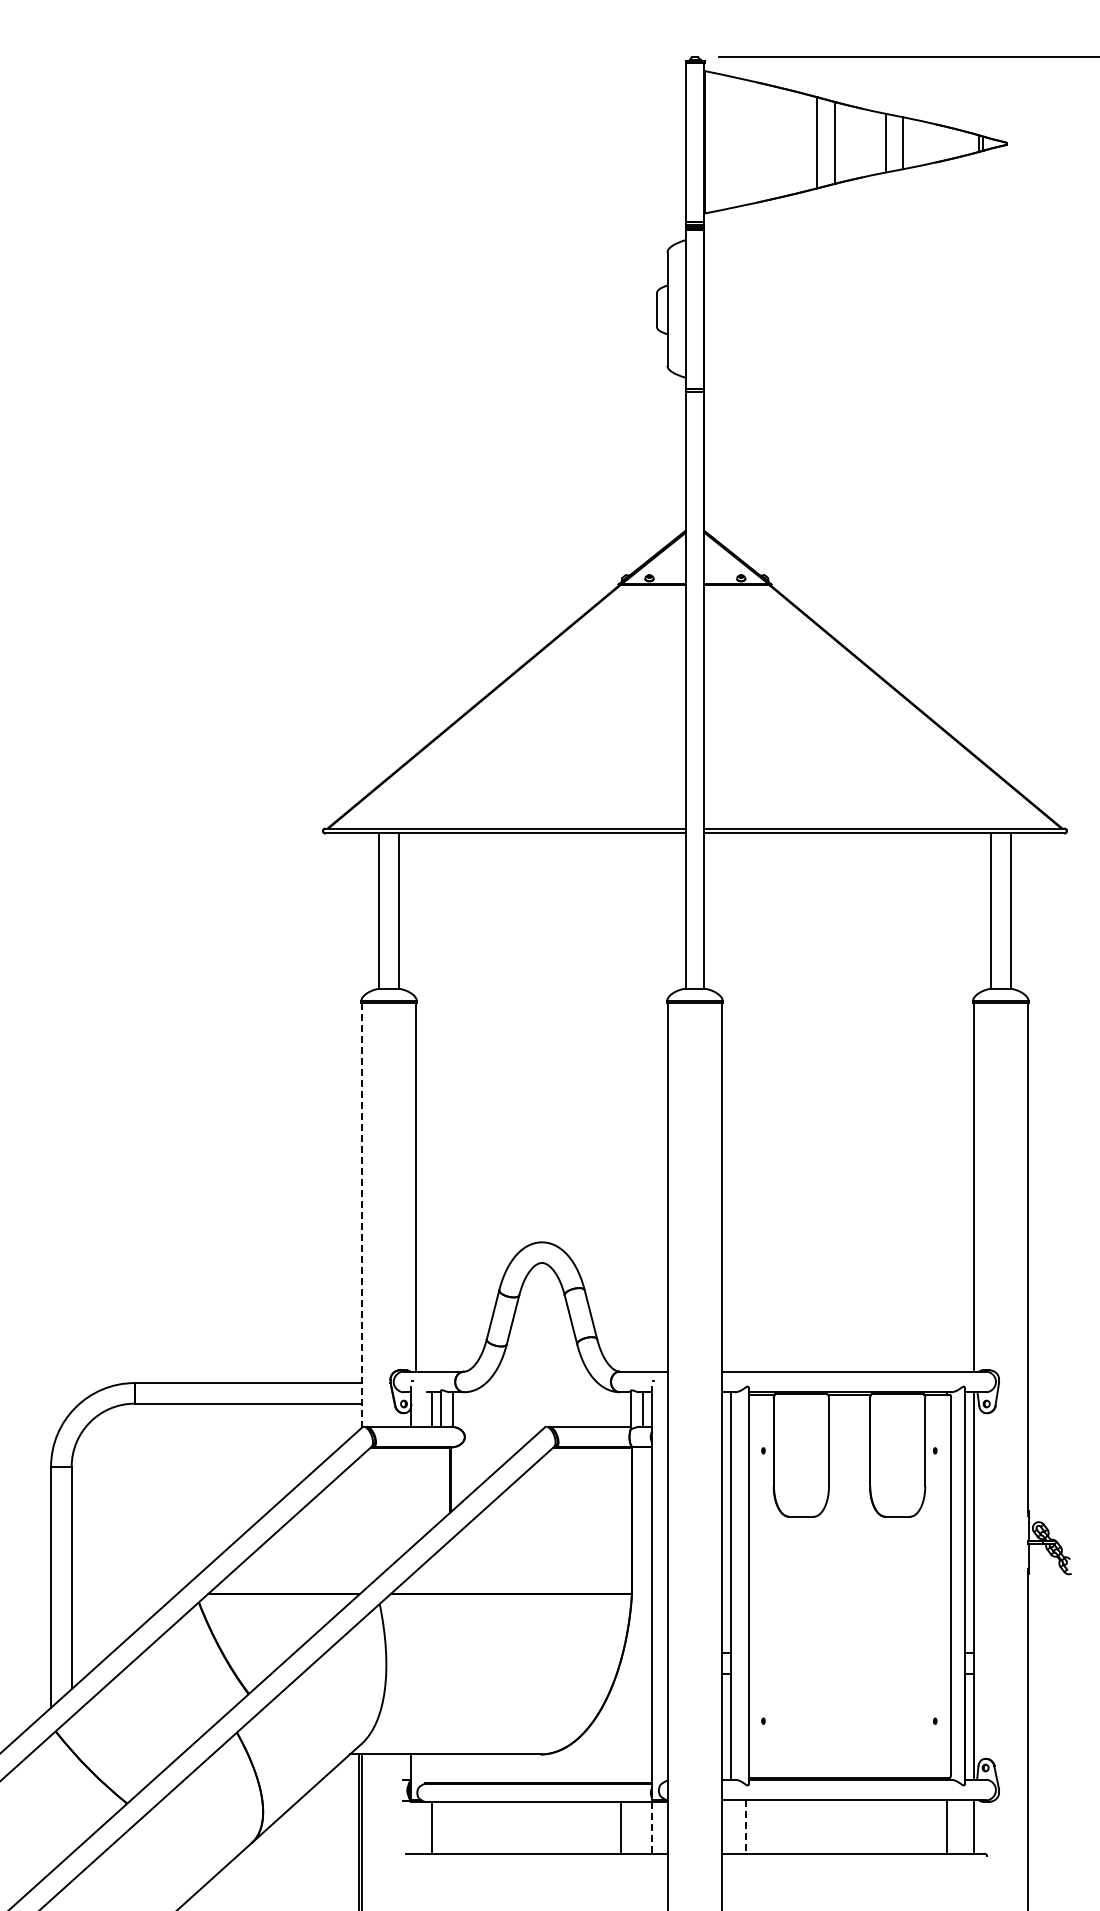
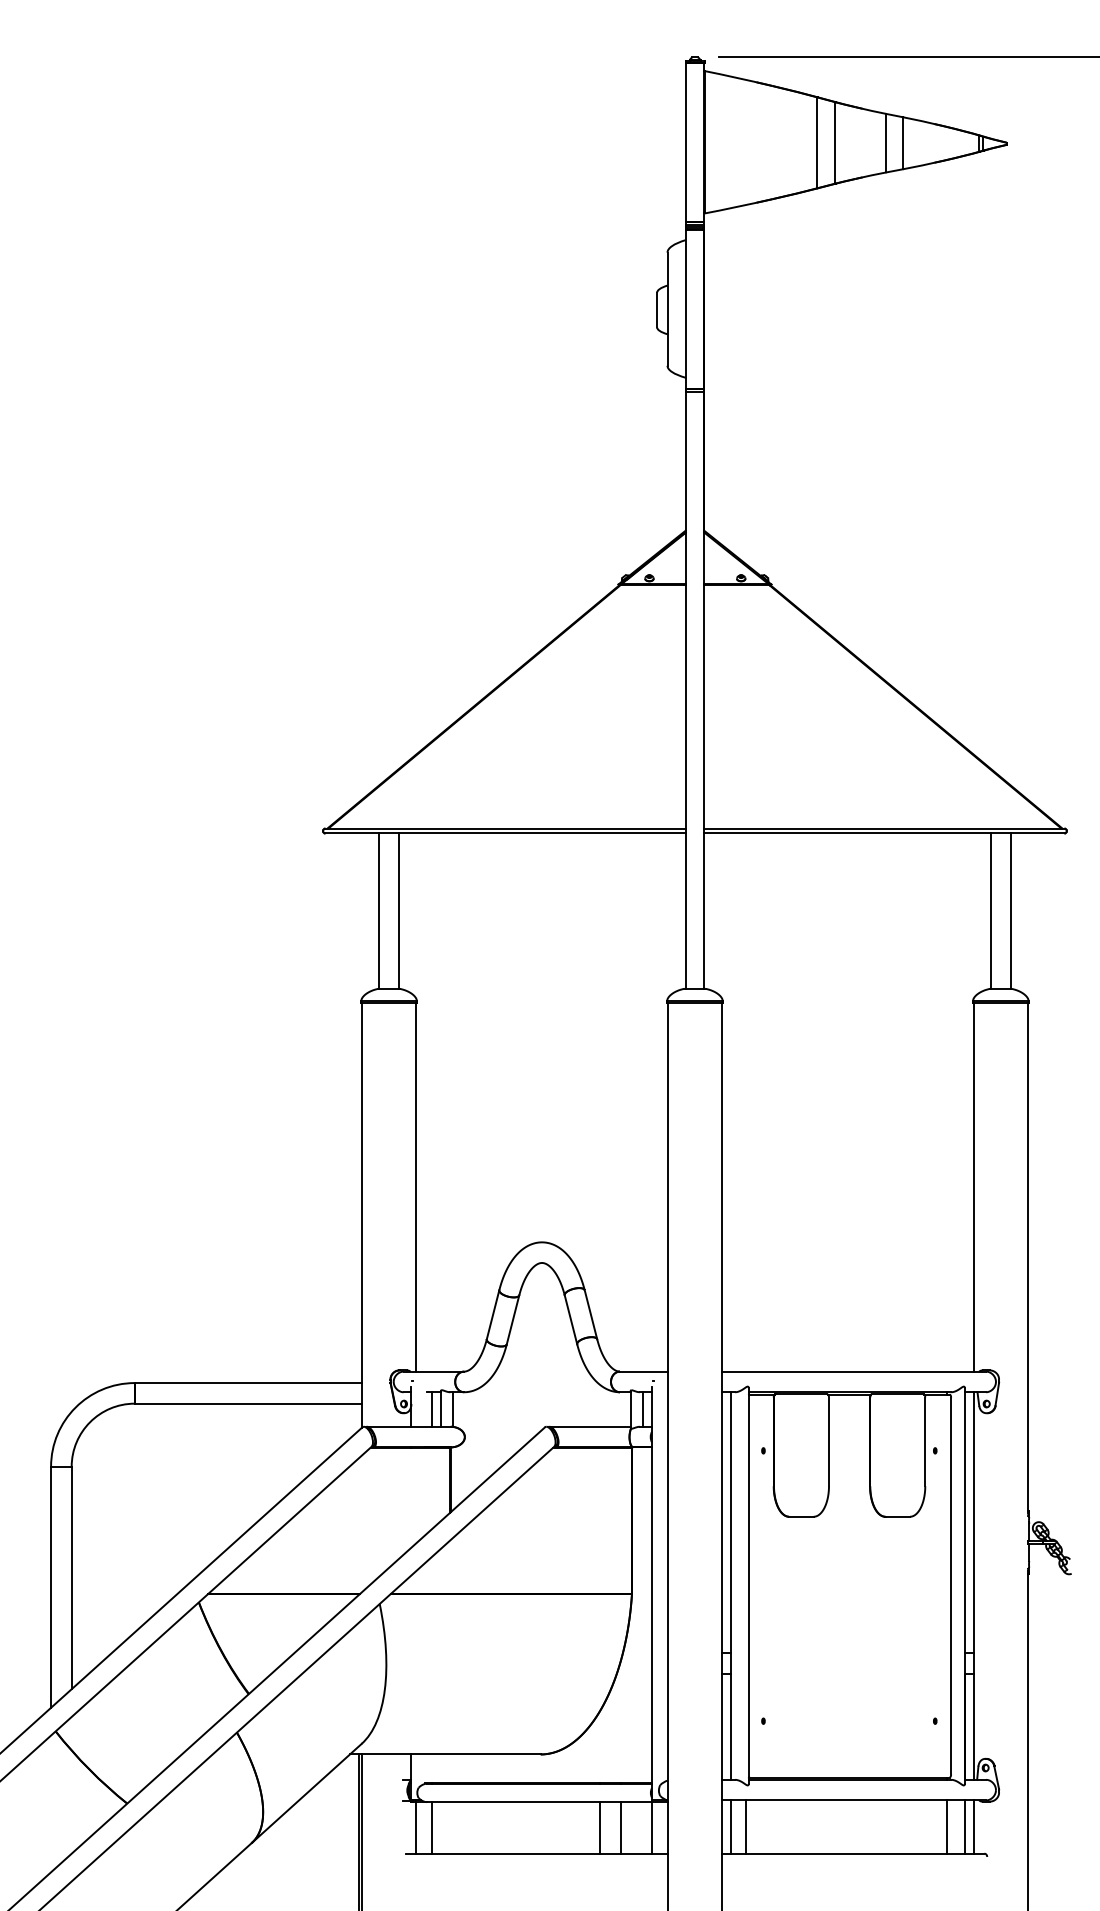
line: dashed -> solid (361, 1216)
line: none -> present (730, 1826)
line: none -> present (965, 1826)
line: none -> present (416, 1827)
line: none -> present (600, 1827)
line: dashed -> solid (652, 1827)
line: dashed -> solid (746, 1827)
